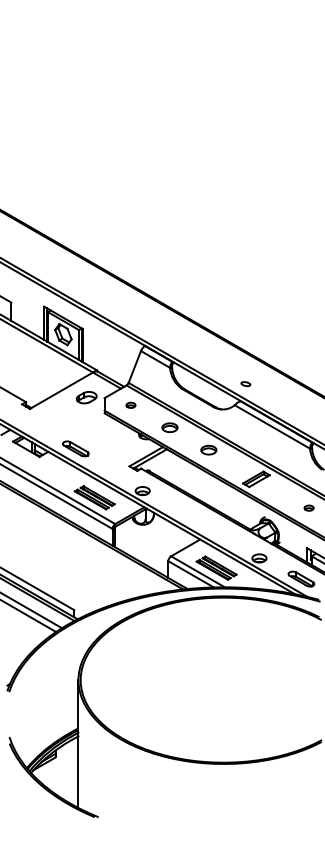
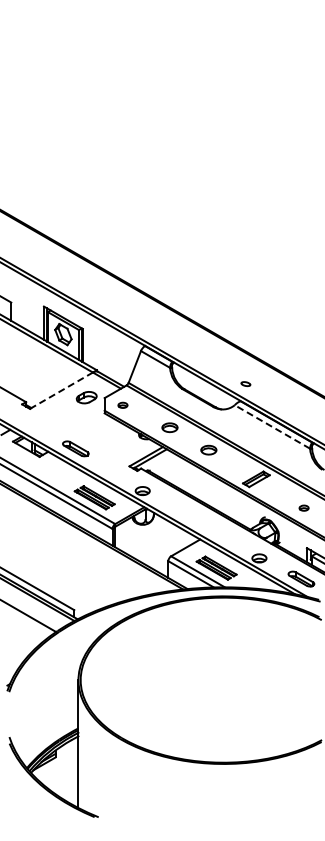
line: solid -> dashed (61, 390)
part position: (130, 404) -> (122, 404) (122, 404)
line: solid -> dashed (272, 426)
part position: (308, 507) -> (303, 507) (303, 507)
line: present -> none (31, 610)
